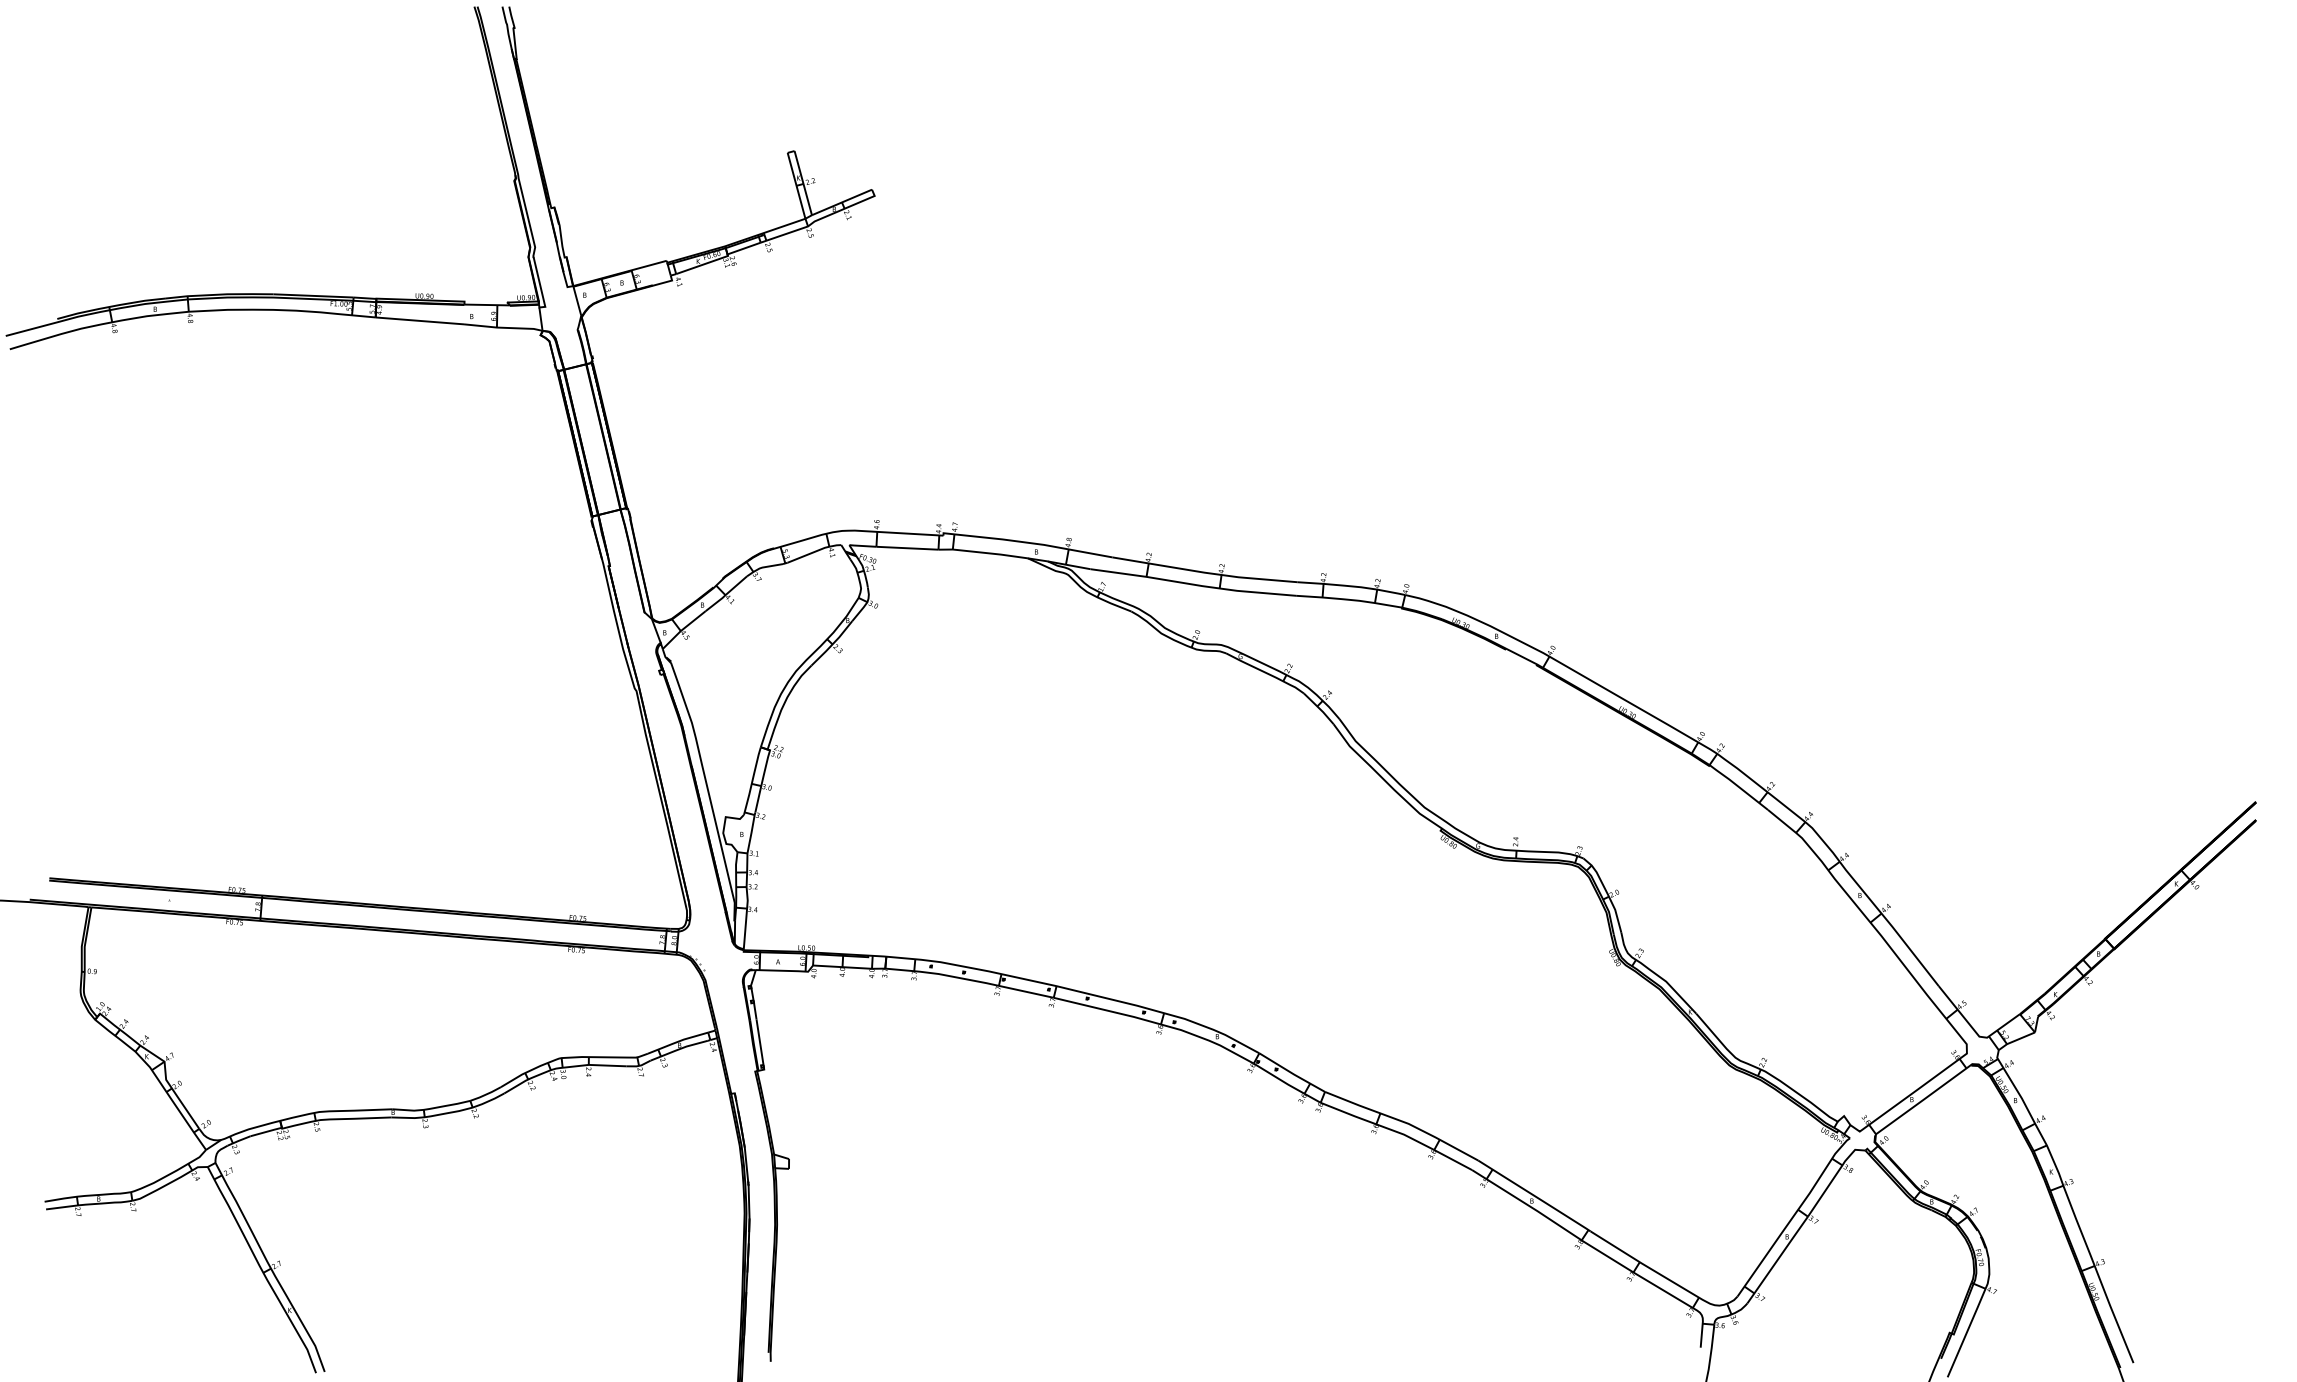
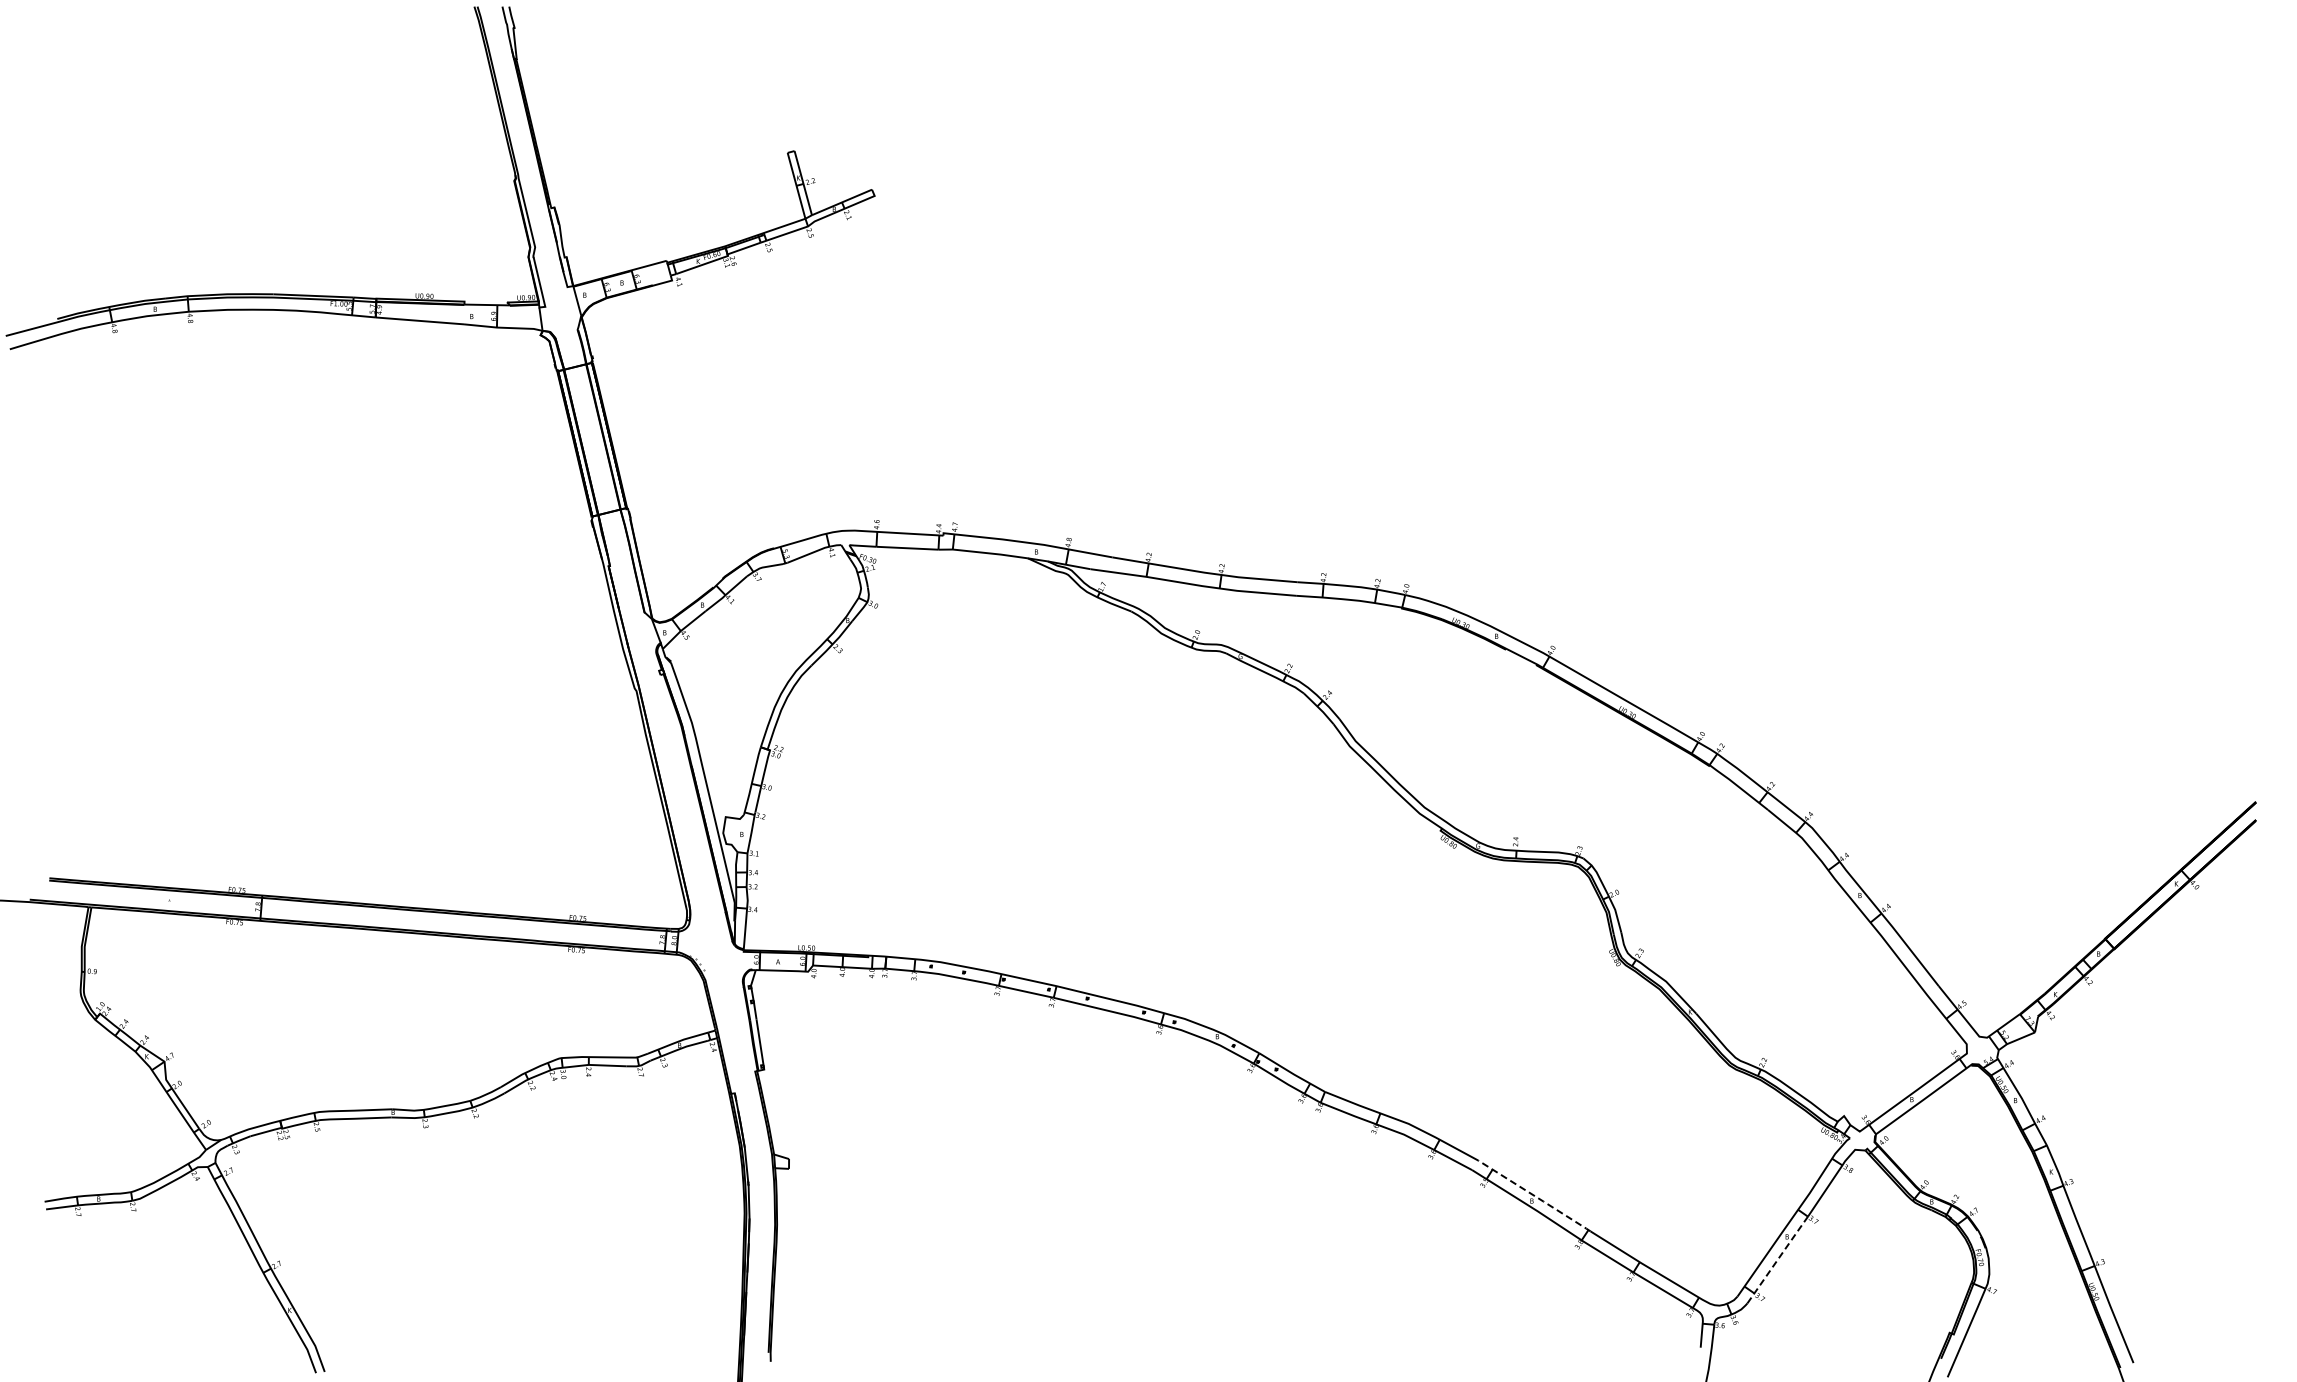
line: solid -> dashed (1535, 1196)
line: solid -> dashed (1777, 1259)
